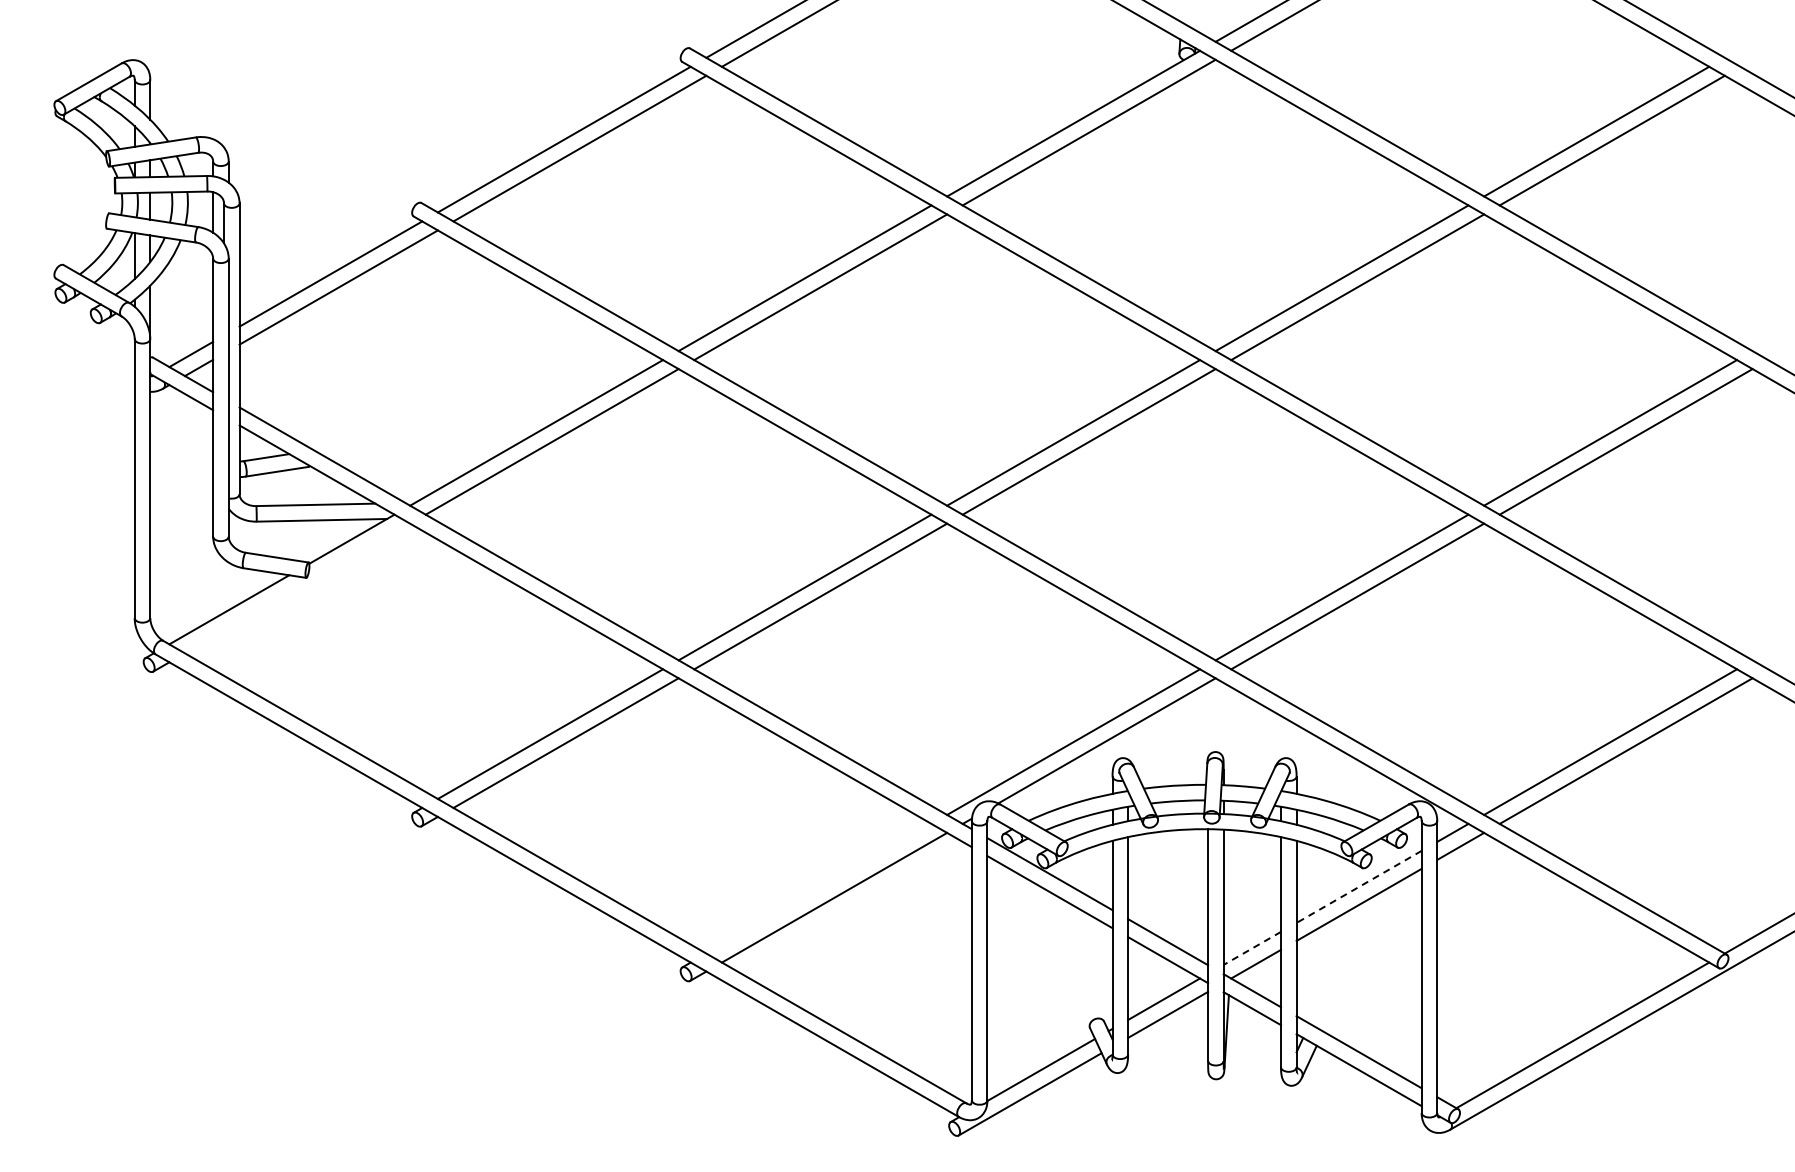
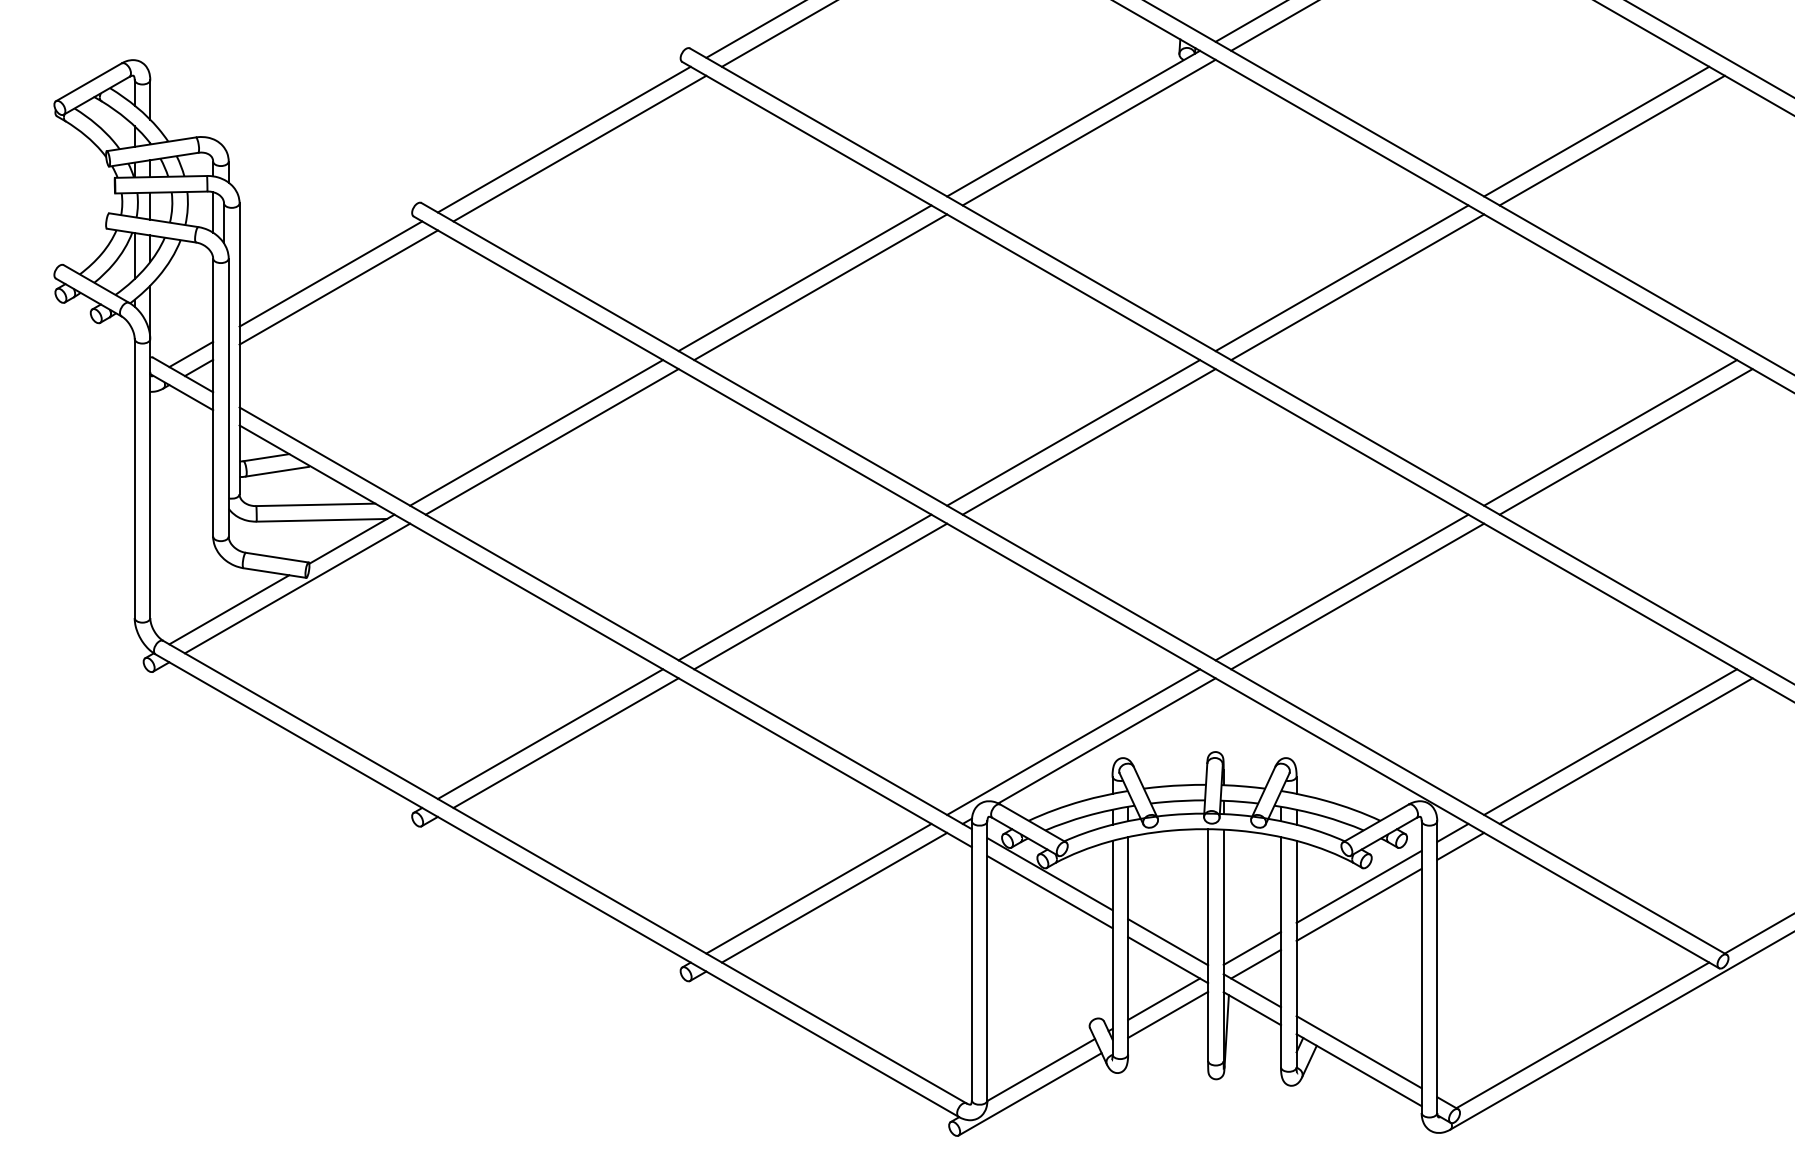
line: none -> present (297, 588)
line: dashed -> solid (1358, 887)
line: none -> present (818, 888)
line: dashed -> solid (1251, 948)
